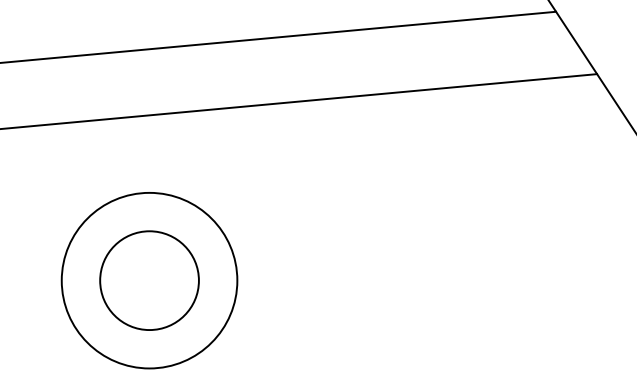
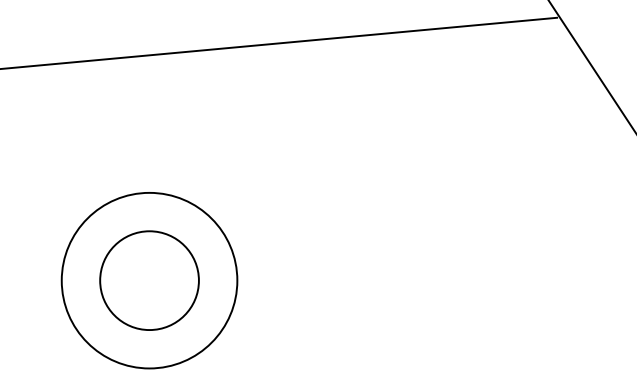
line position: (279, 36) -> (279, 42) (279, 42)
line: present -> none (299, 101)
